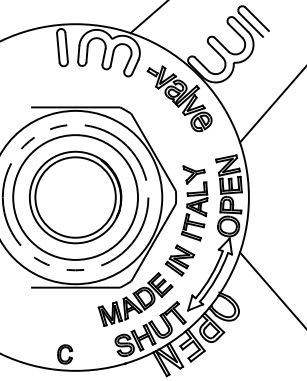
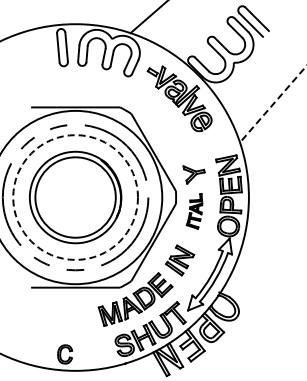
line: solid -> dashed (273, 104)
circle: solid -> dashed (75, 197)
part size: 29x61 px -> 19x37 px (194, 211)
line: present -> none (271, 289)
